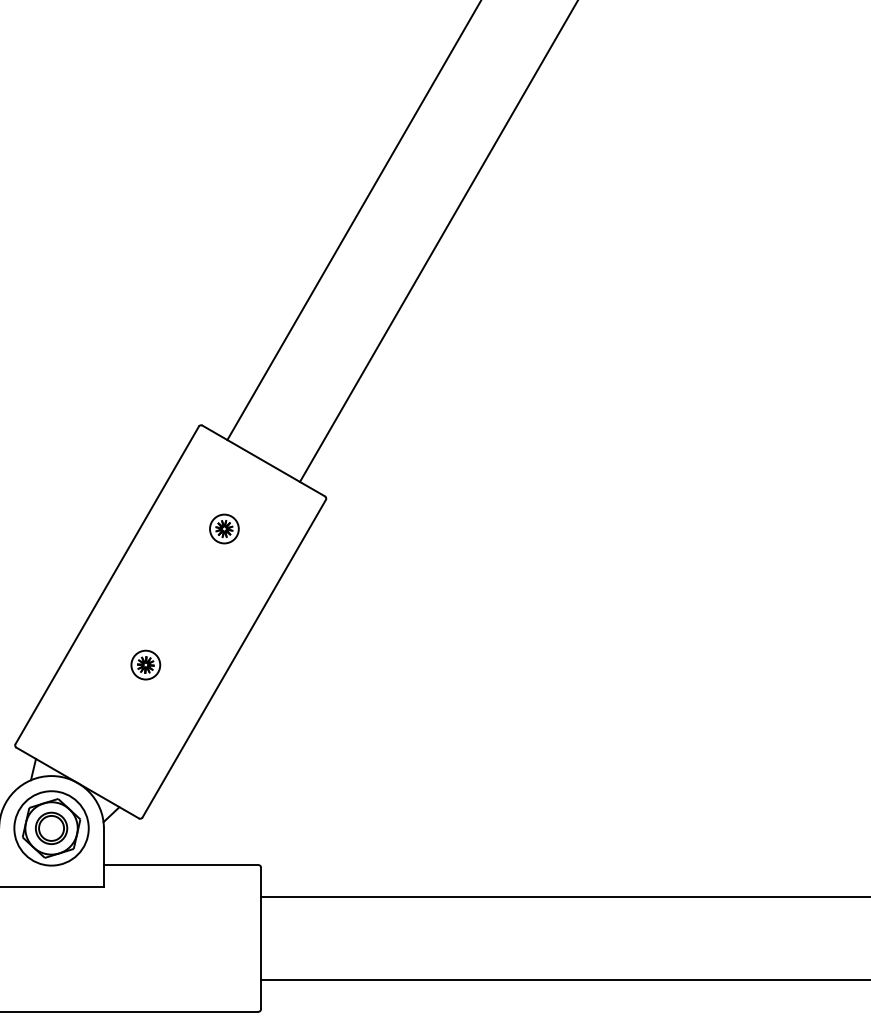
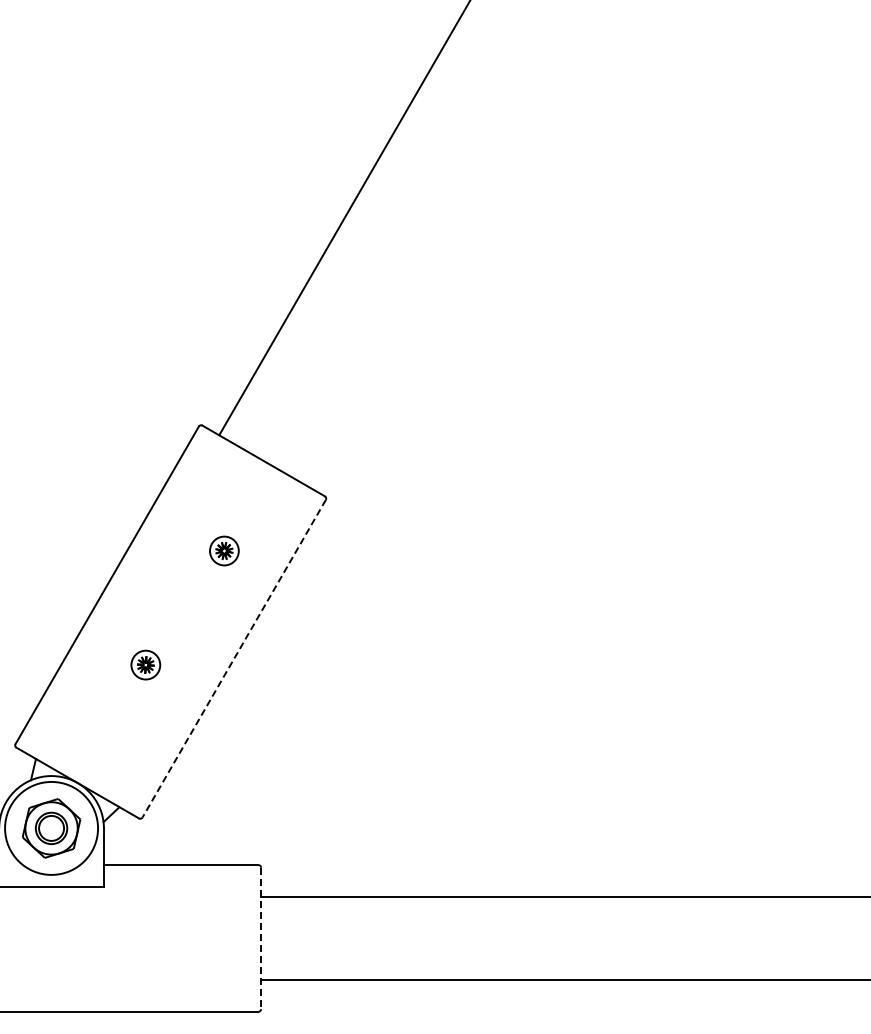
line position: (353, 221) -> (344, 218) (344, 218)
line: present -> none (437, 241)
part position: (224, 528) -> (224, 550) (224, 550)
line: solid -> dashed (233, 659)
circle diameter: 74 px -> 93 px (51, 827)
line: solid -> dashed (261, 938)
